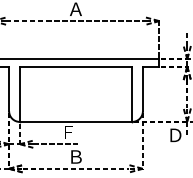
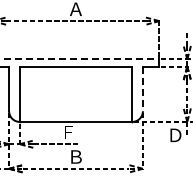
line: solid -> dashed (80, 59)
line: solid -> dashed (142, 89)
